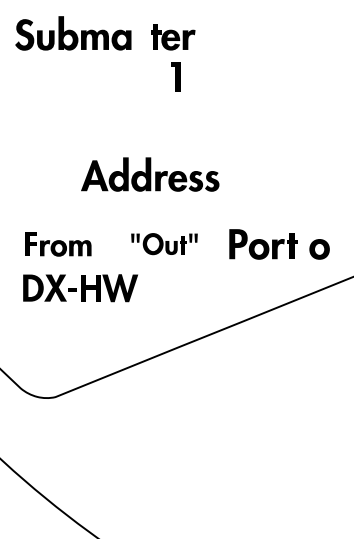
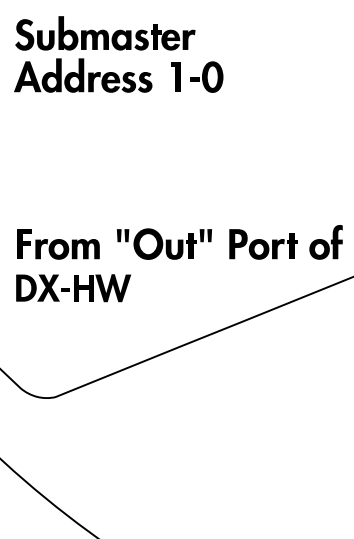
fill: none -> present (141, 39)
part: none -> present (206, 76)
part position: (150, 174) -> (83, 75) (83, 75)
fill: none -> present (336, 241)
part size: 67x25 px -> 83x31 px (58, 244)
part size: 67x23 px -> 95x32 px (164, 243)
part position: (80, 288) -> (73, 288) (73, 288)
